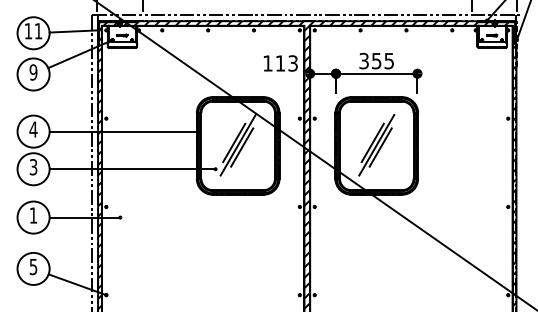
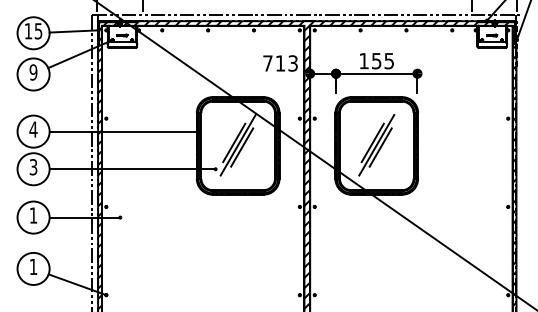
text: 11 -> 15 (38, 31)
text: 355 -> 155 (363, 60)
text: 113 -> 713 (267, 63)
text: 5 -> 1 (33, 267)
